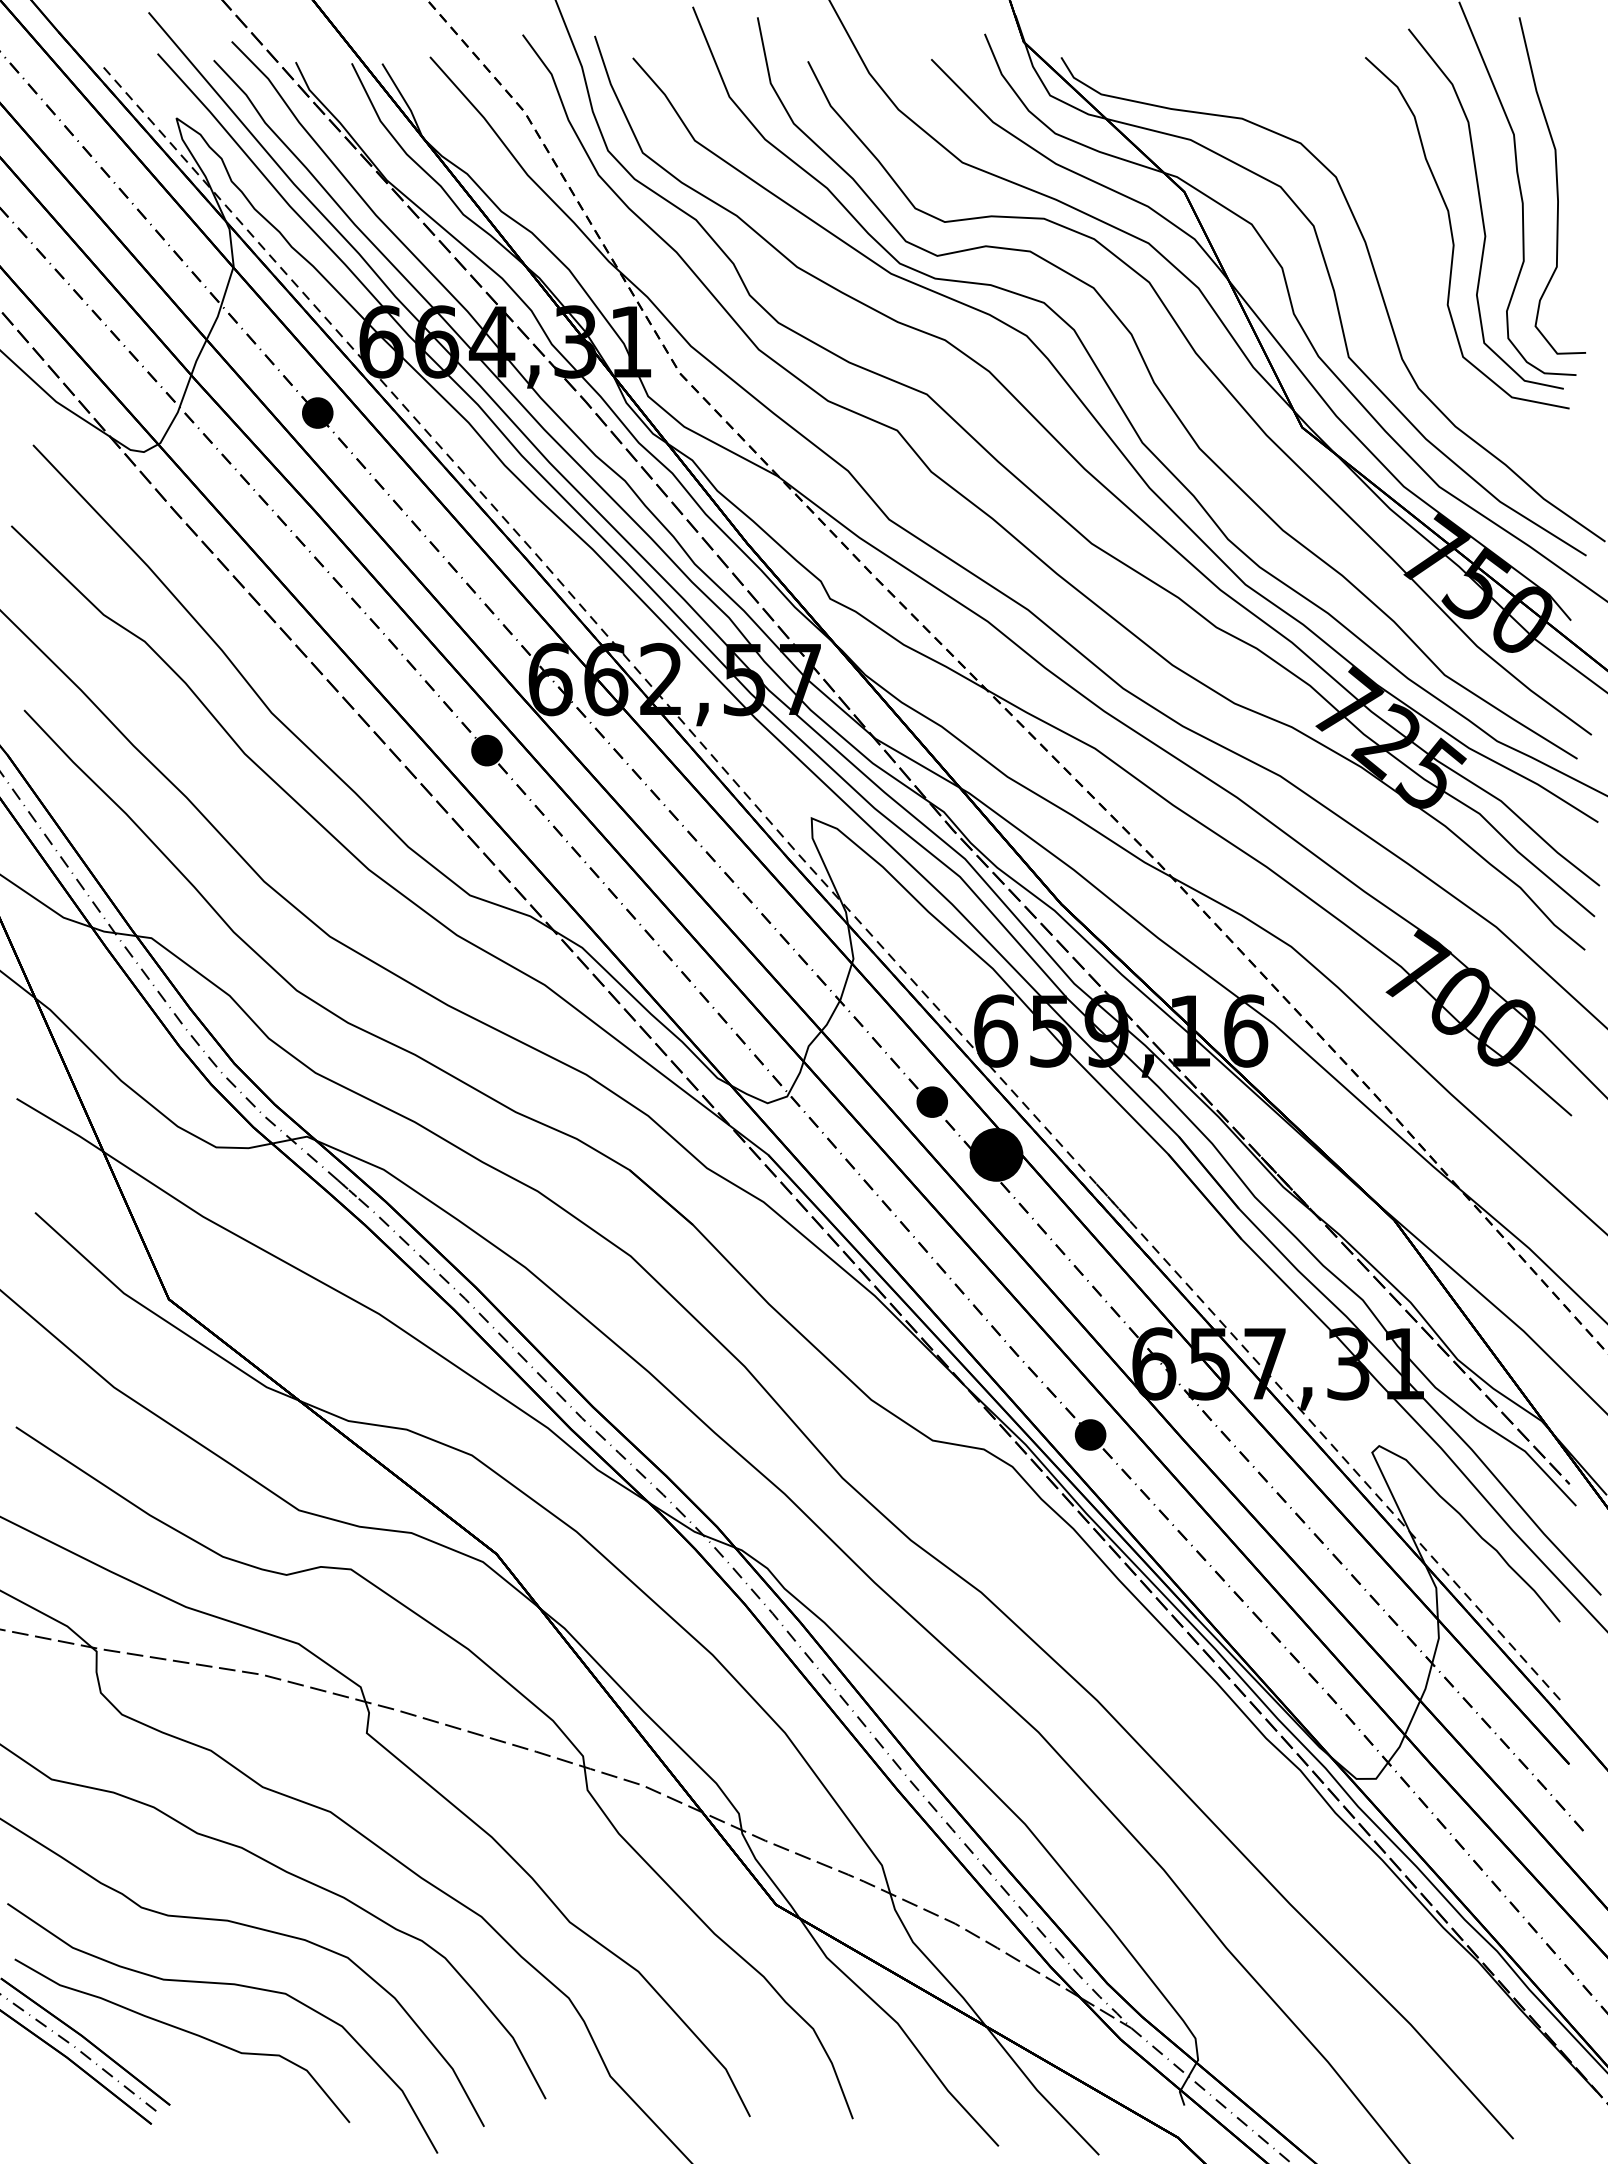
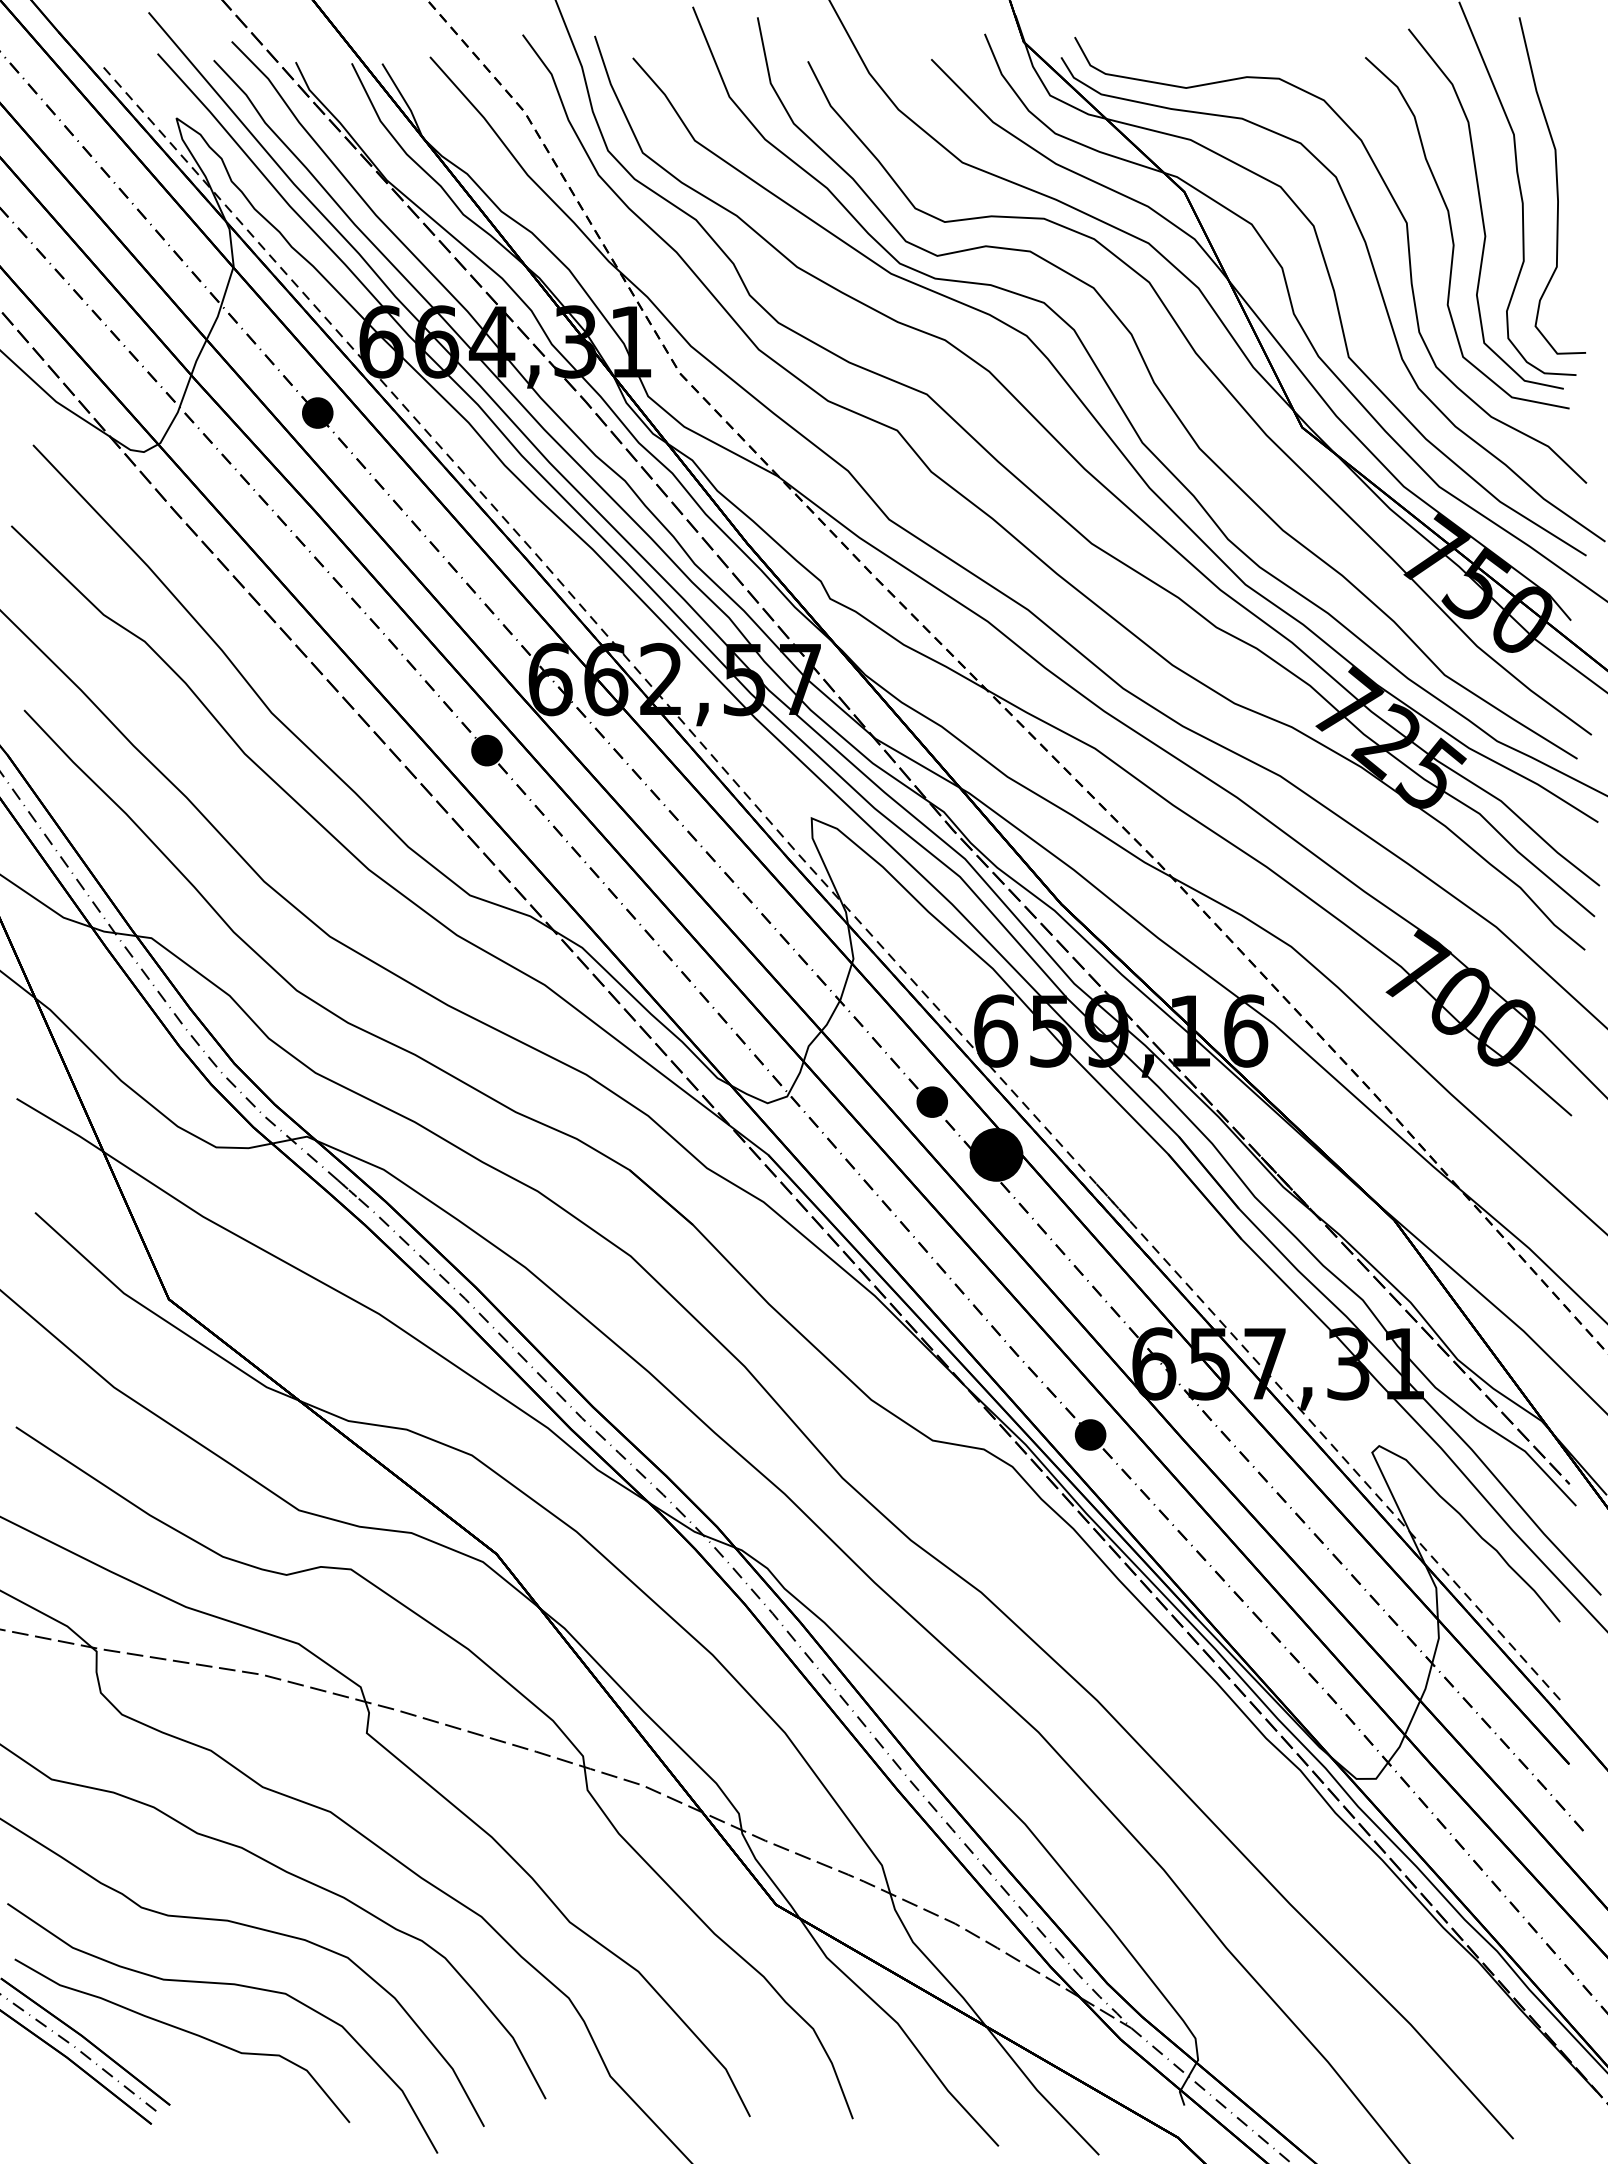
curve: none -> present (1408, 259)
